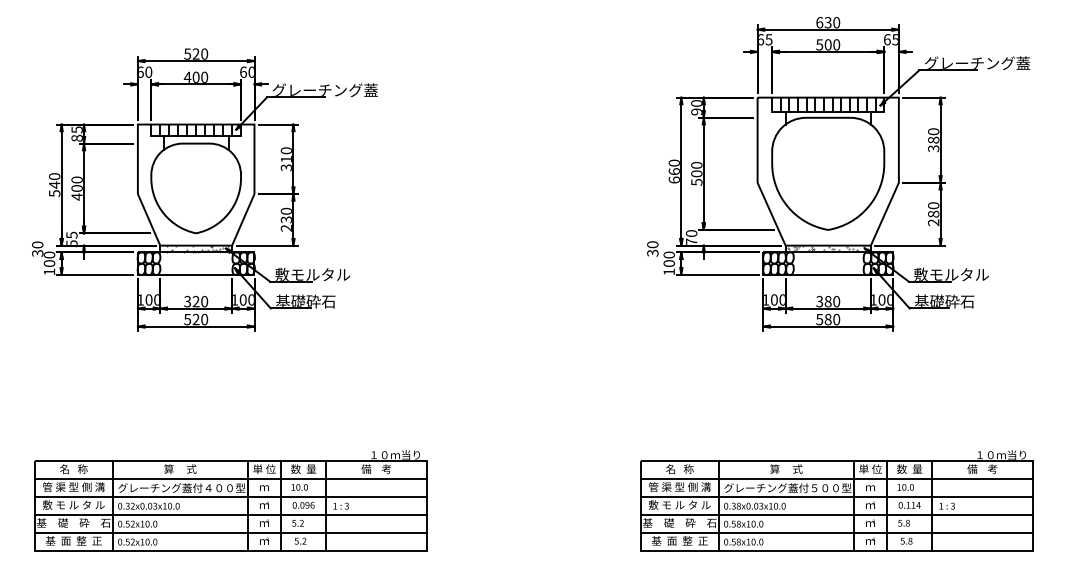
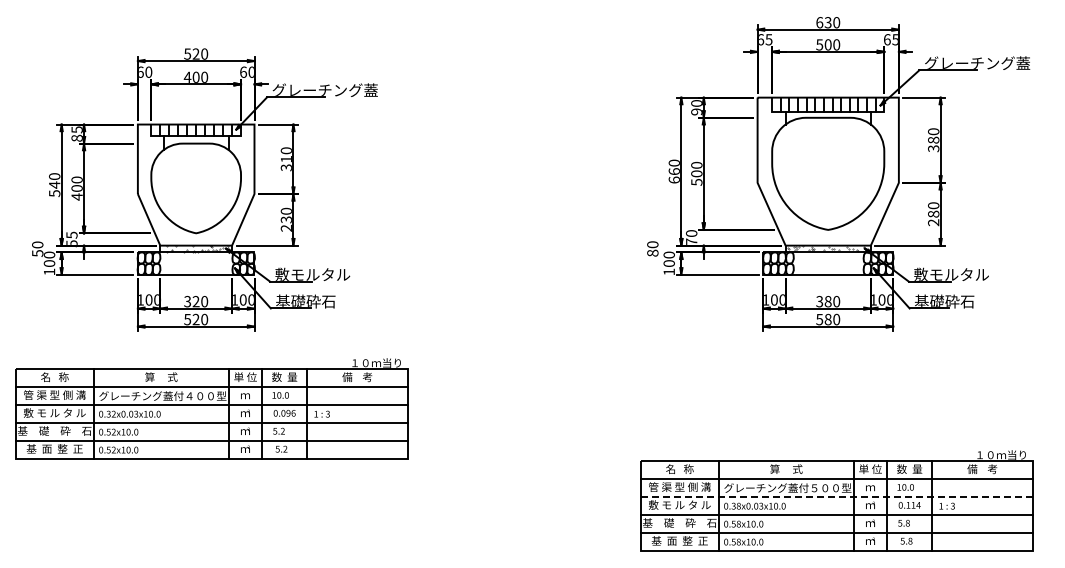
text: 30 -> 80 (652, 252)
text: 30 -> 50 (37, 253)
line: solid -> dashed (837, 497)
part position: (230, 500) -> (211, 408) (211, 408)
